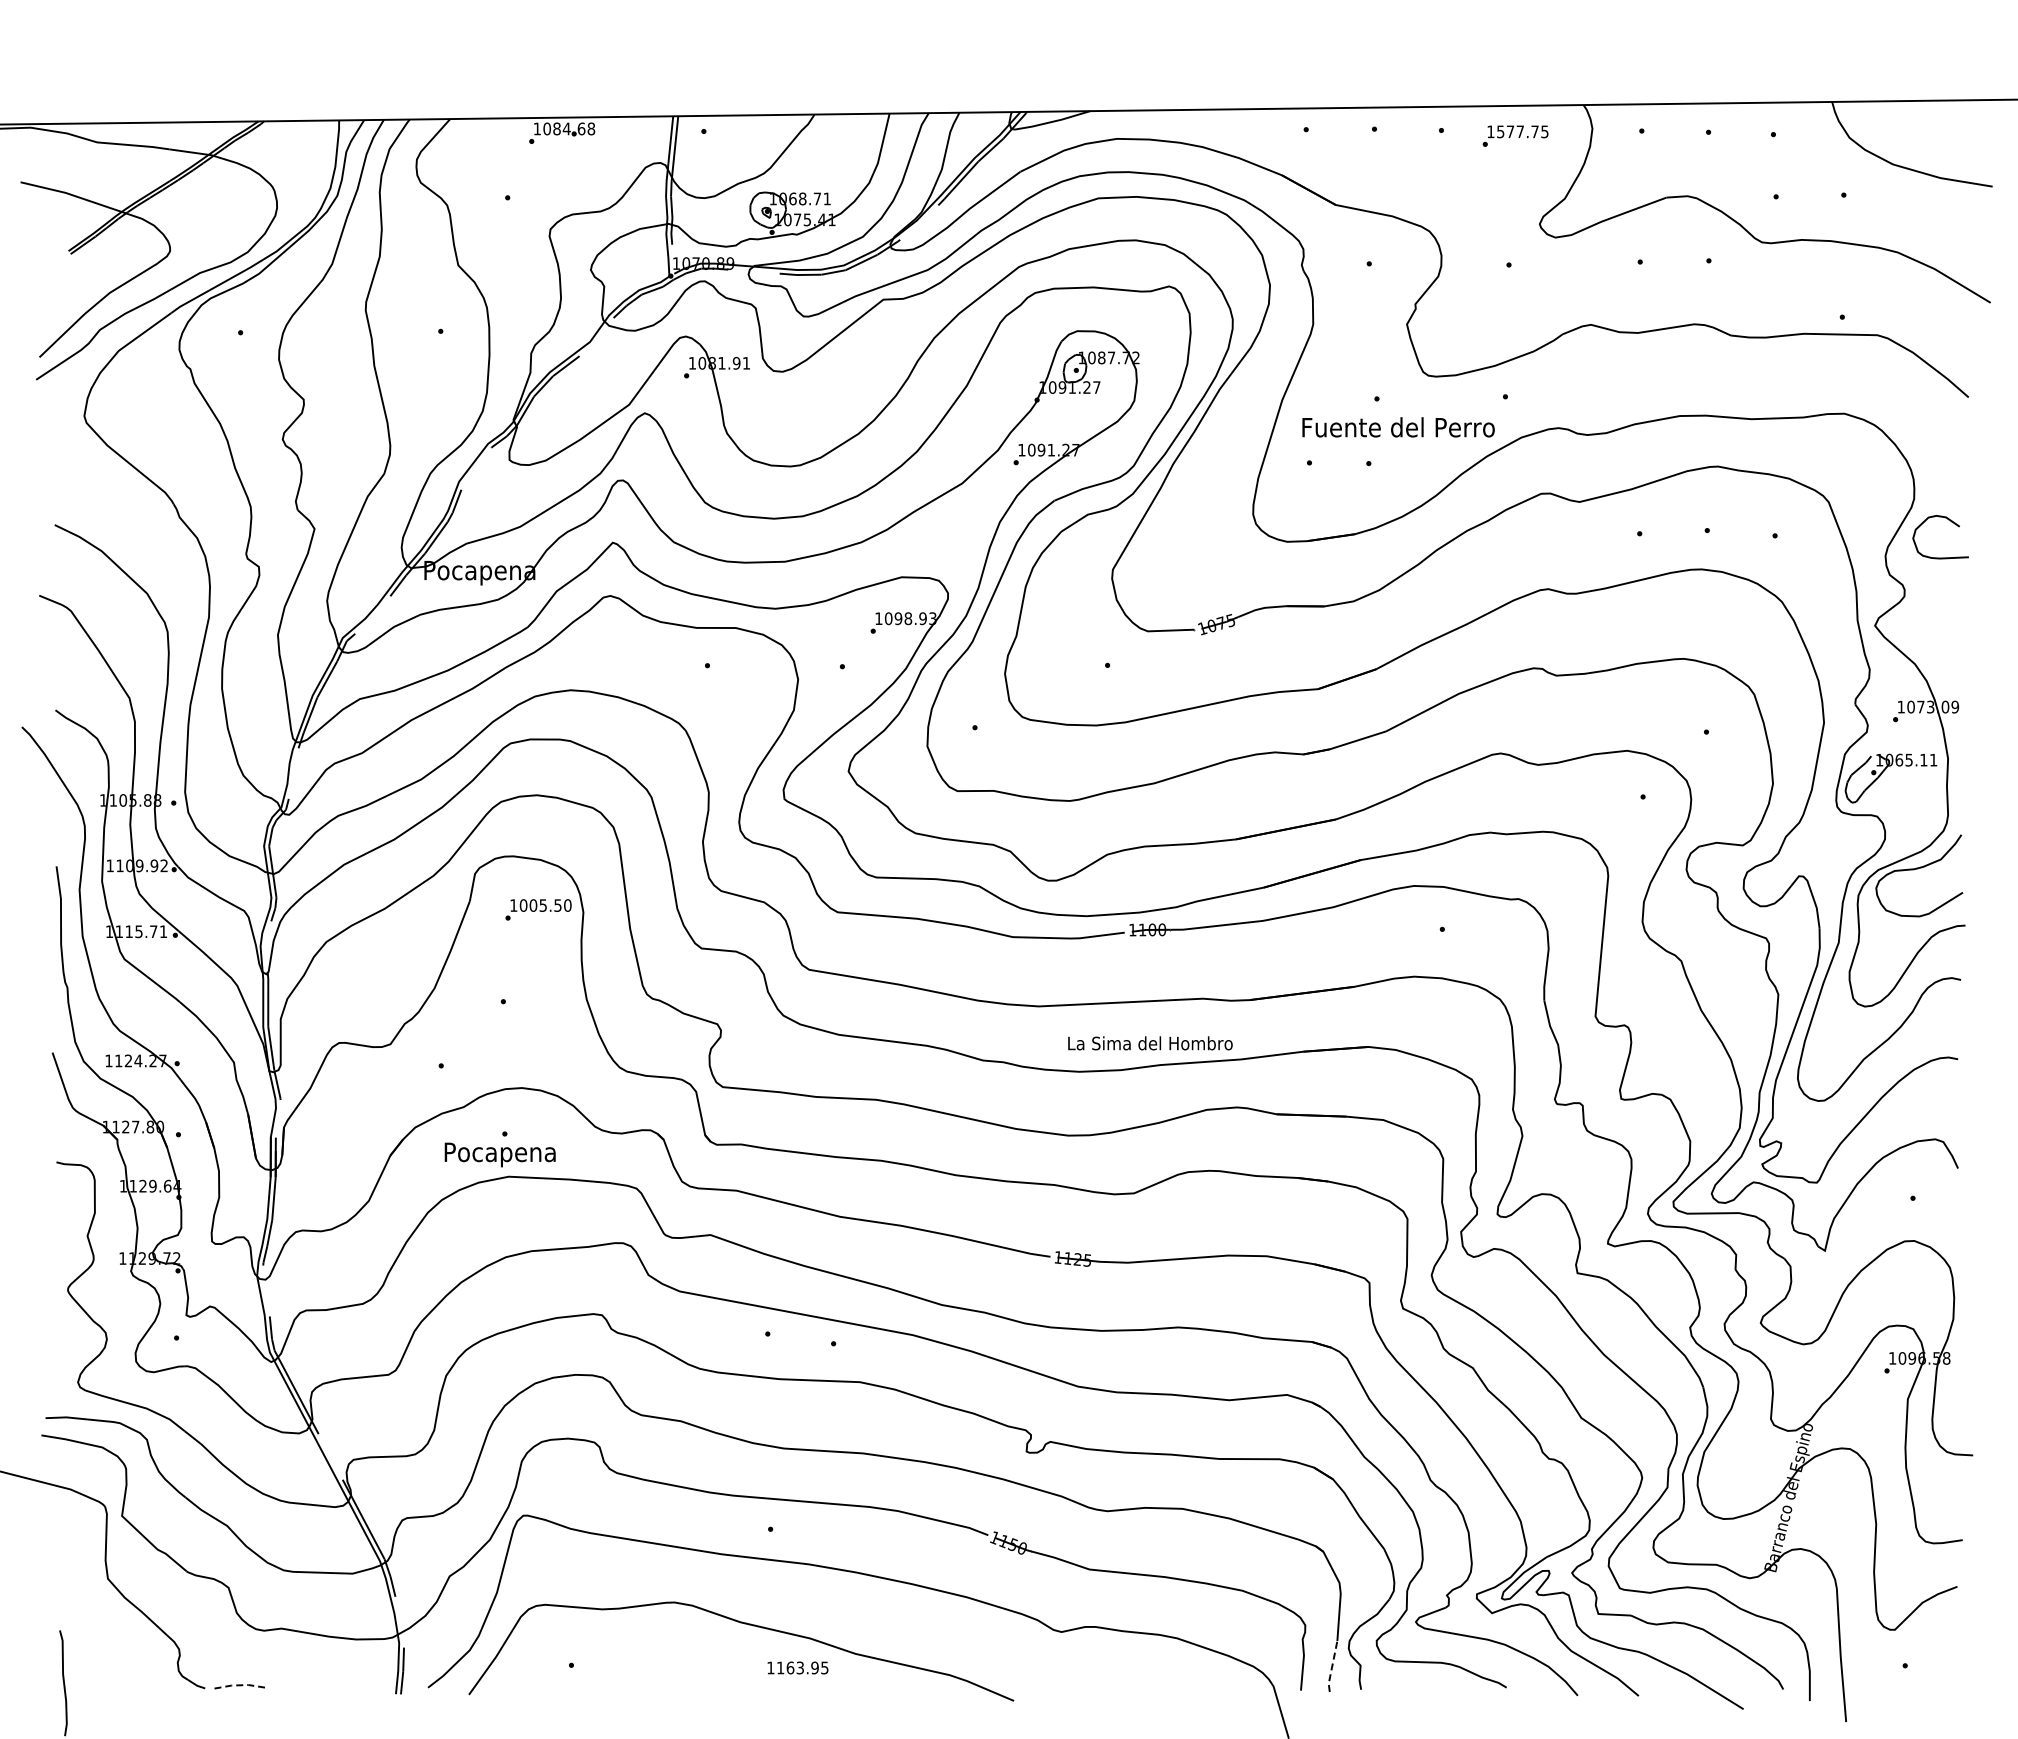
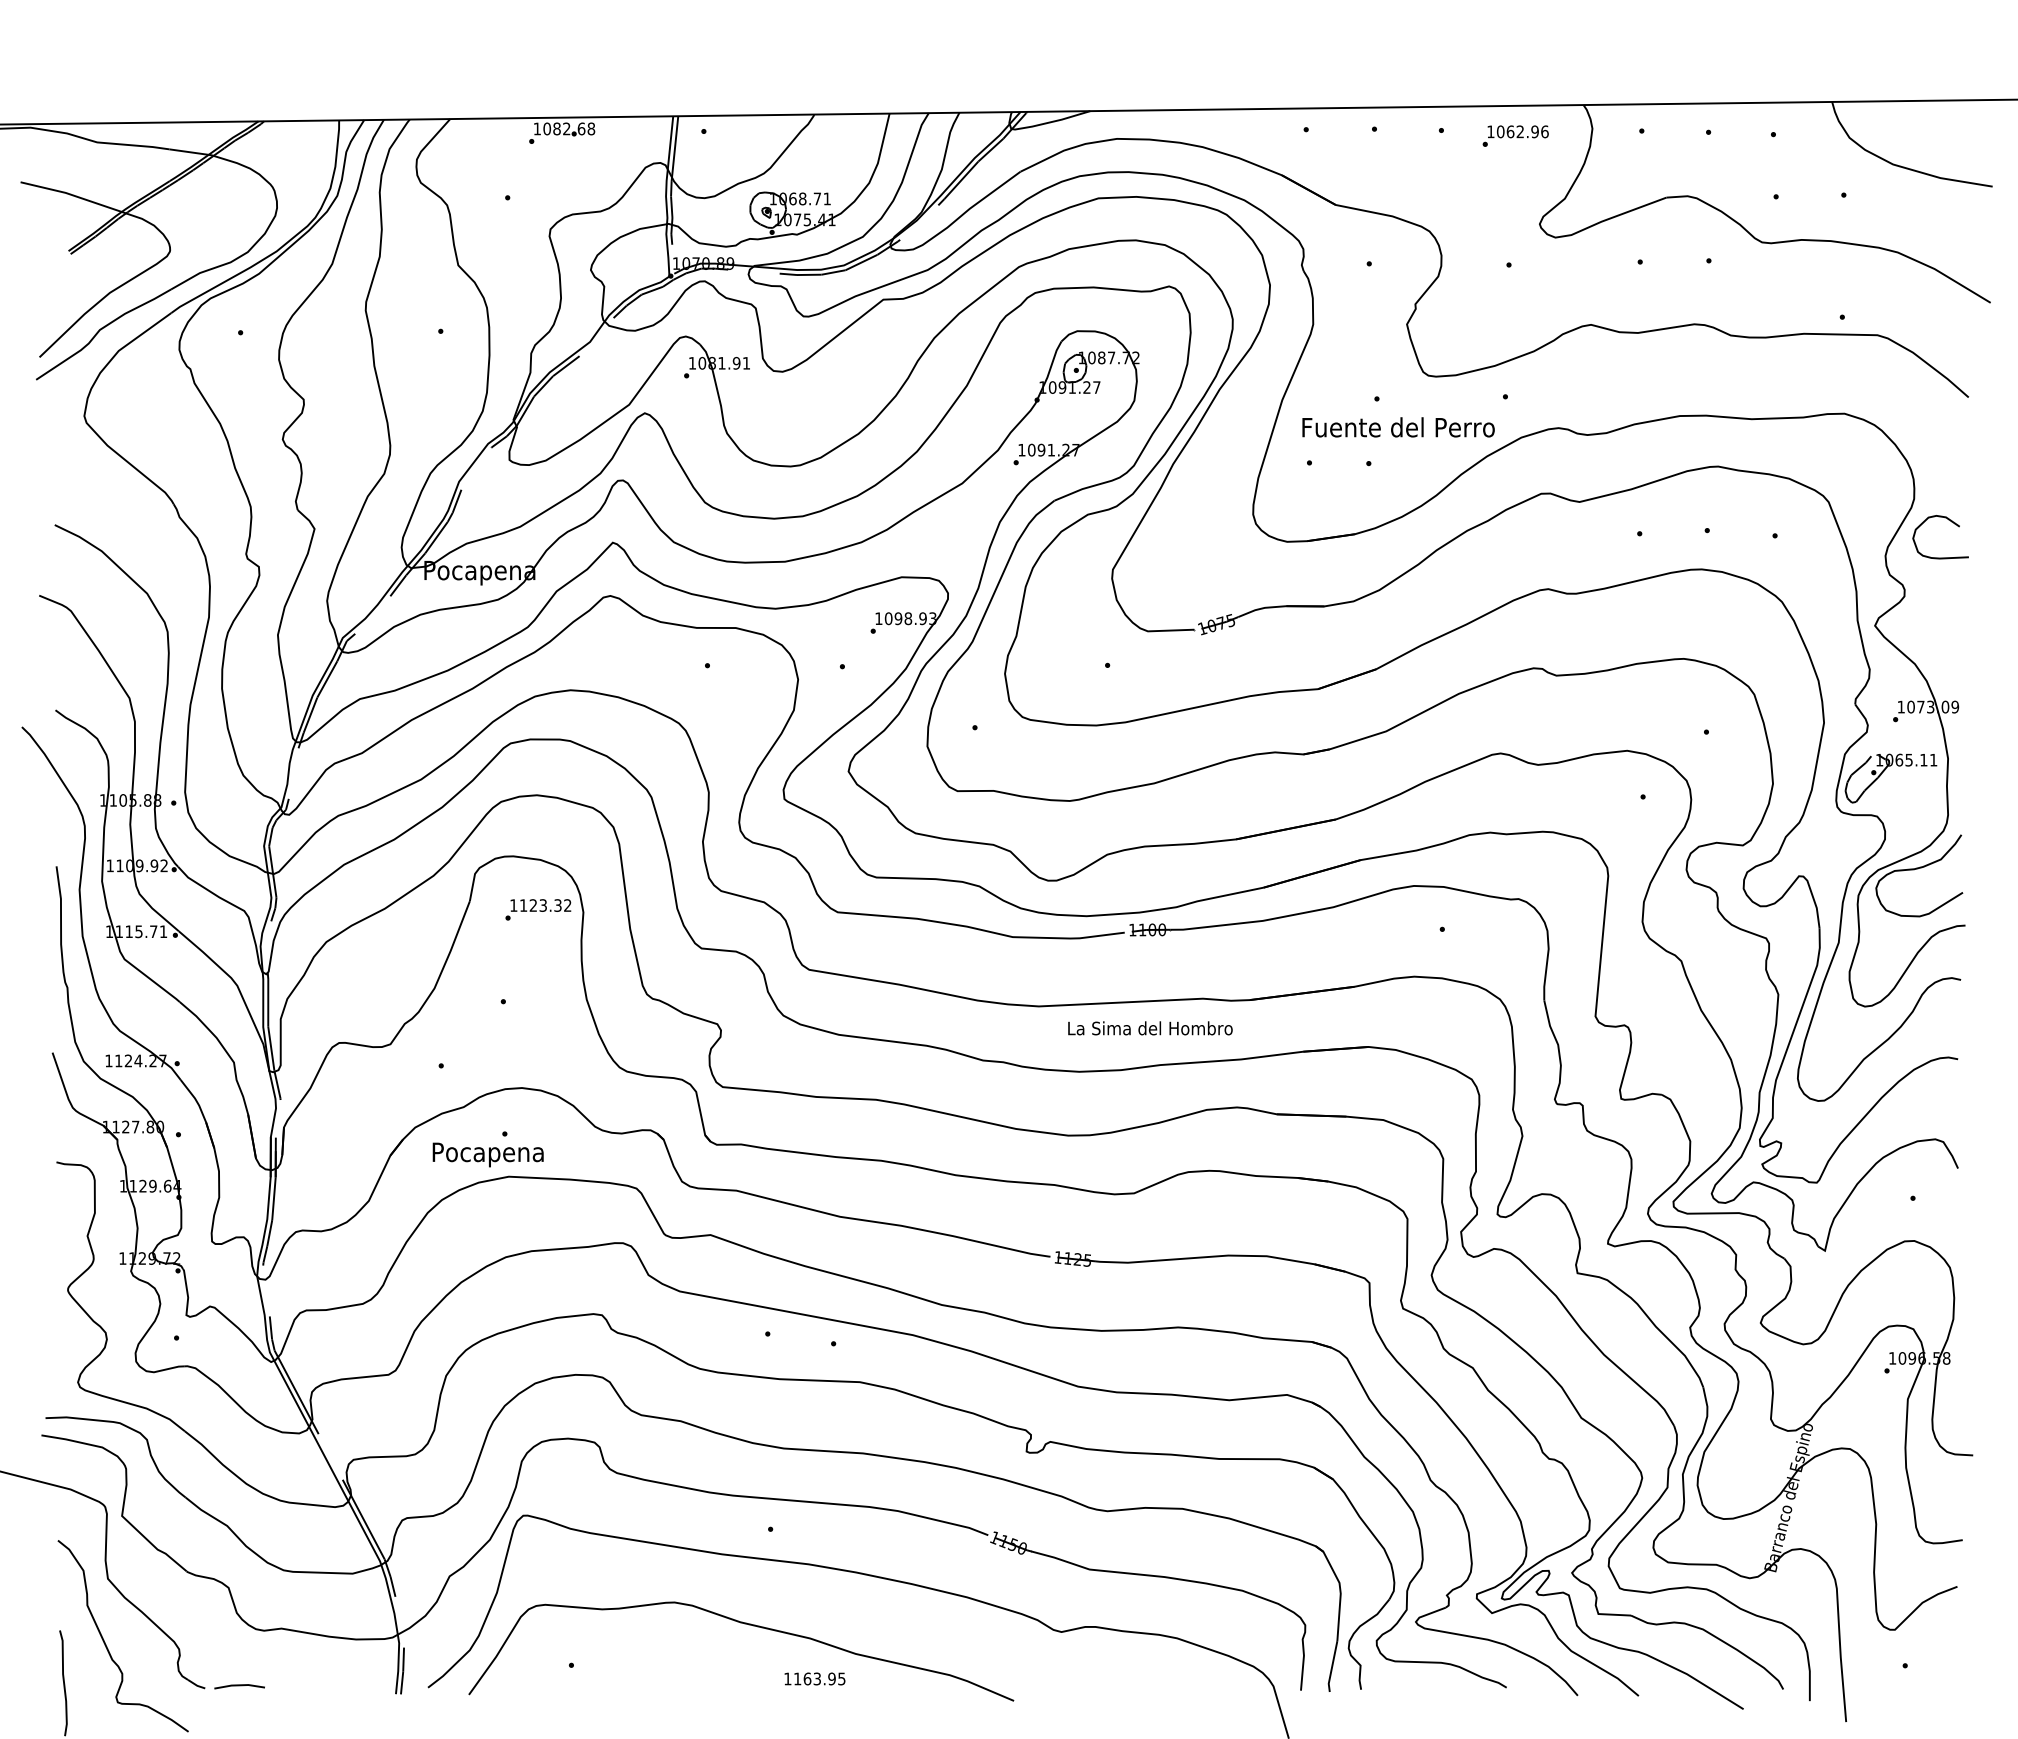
text: 1084.68 -> 1082.68 (566, 128)
text: 1577.75 -> 1062.96 (1522, 131)
text: 1005.50 -> 1123.32 (545, 905)
text position: (1150, 1043) -> (1150, 1028) (1150, 1028)
text position: (499, 1154) -> (487, 1154) (487, 1154)
curve: none -> present (106, 1644)
text position: (797, 1667) -> (814, 1678) (814, 1678)
line: dashed -> solid (1332, 1667)
line: dashed -> solid (239, 1685)
